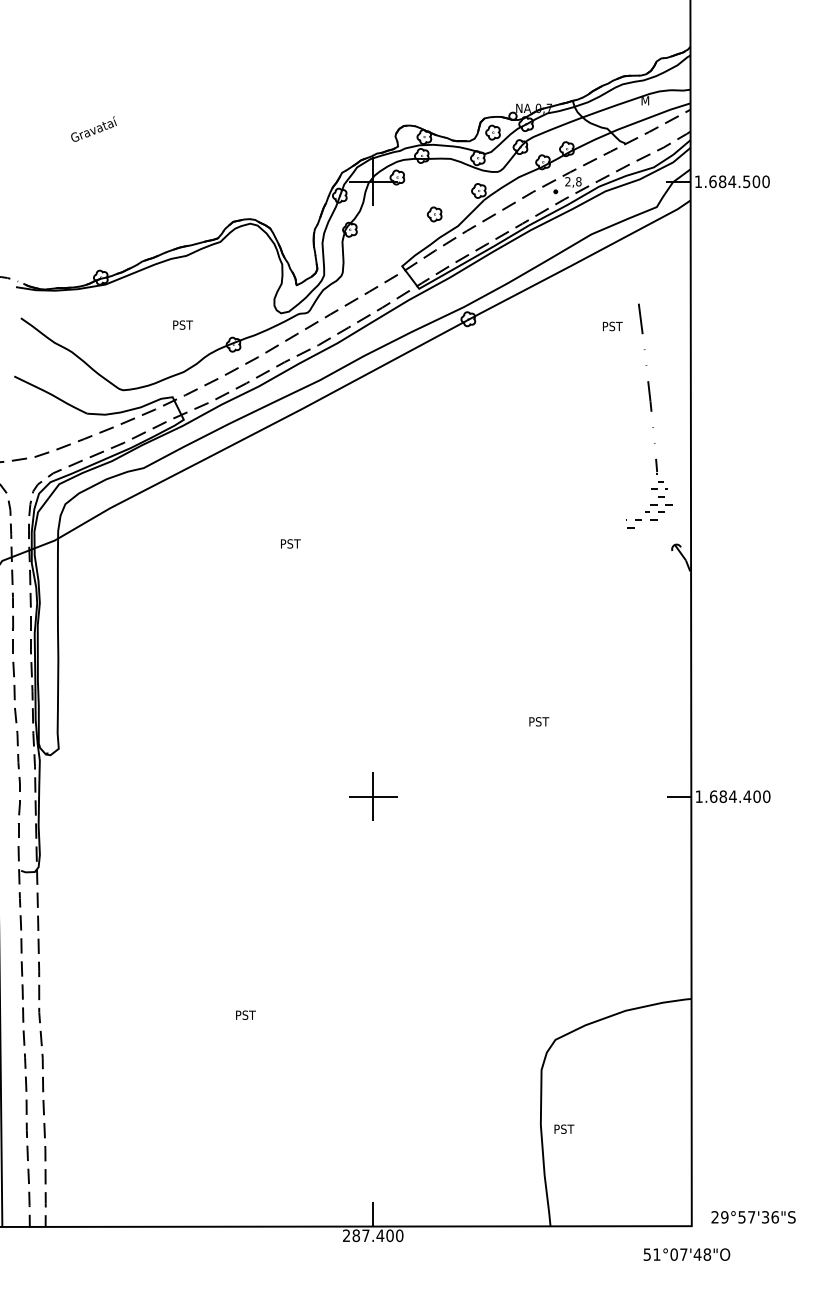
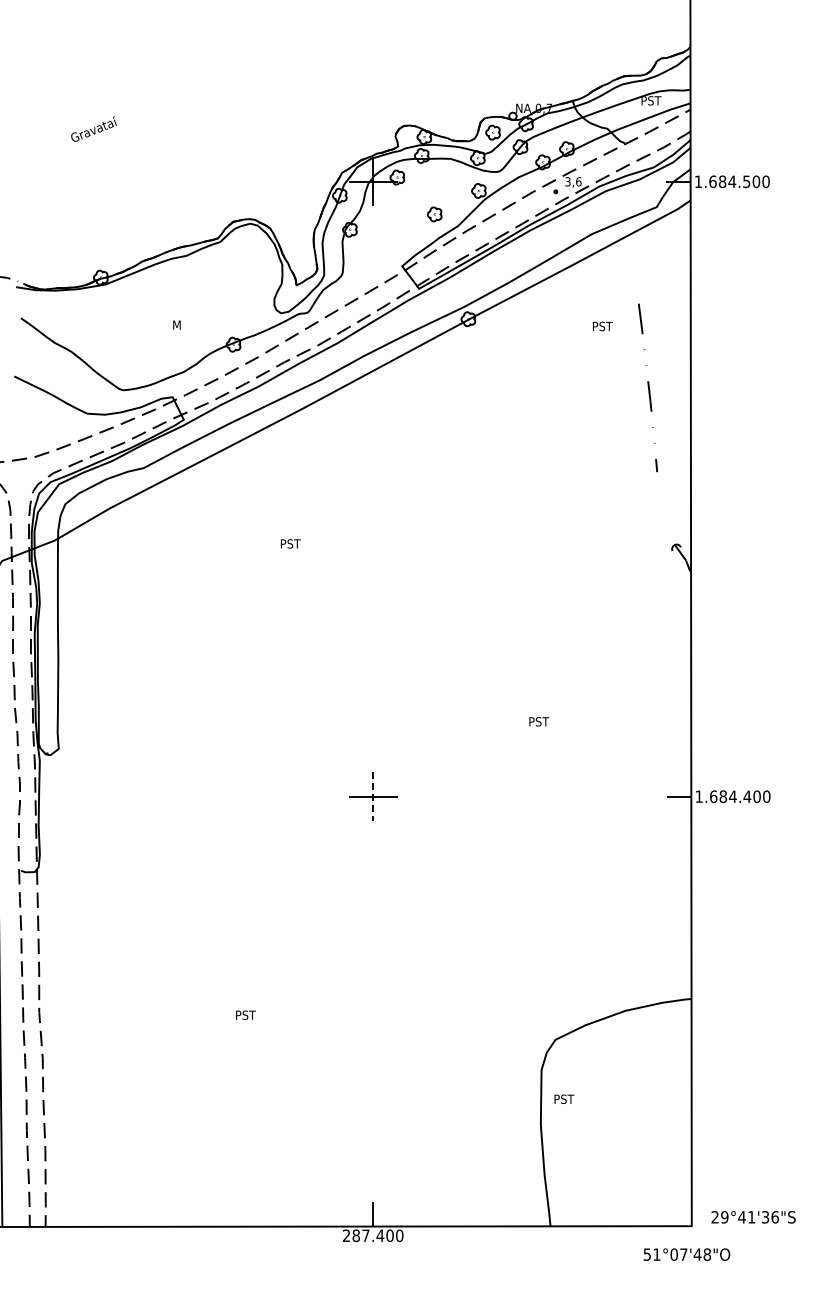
text: M -> PST (651, 100)
text: 2,8 -> 3,6 (573, 181)
text: PST -> M (183, 324)
text position: (612, 326) -> (602, 326) (602, 326)
hatch: present -> none (648, 500)
line: solid -> dashed (373, 796)
text position: (564, 1128) -> (564, 1098) (564, 1098)
text: 29°57'36"S -> 29°41'36"S (746, 1217)
